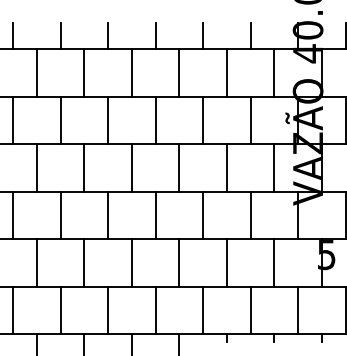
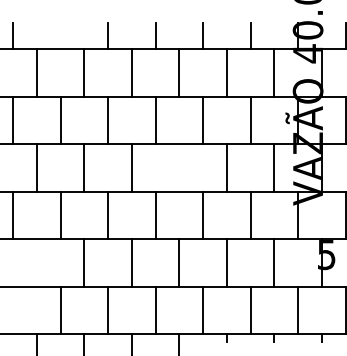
line: present -> none (60, 35)
line: present -> none (179, 167)
line: present -> none (36, 262)
line: present -> none (13, 310)
